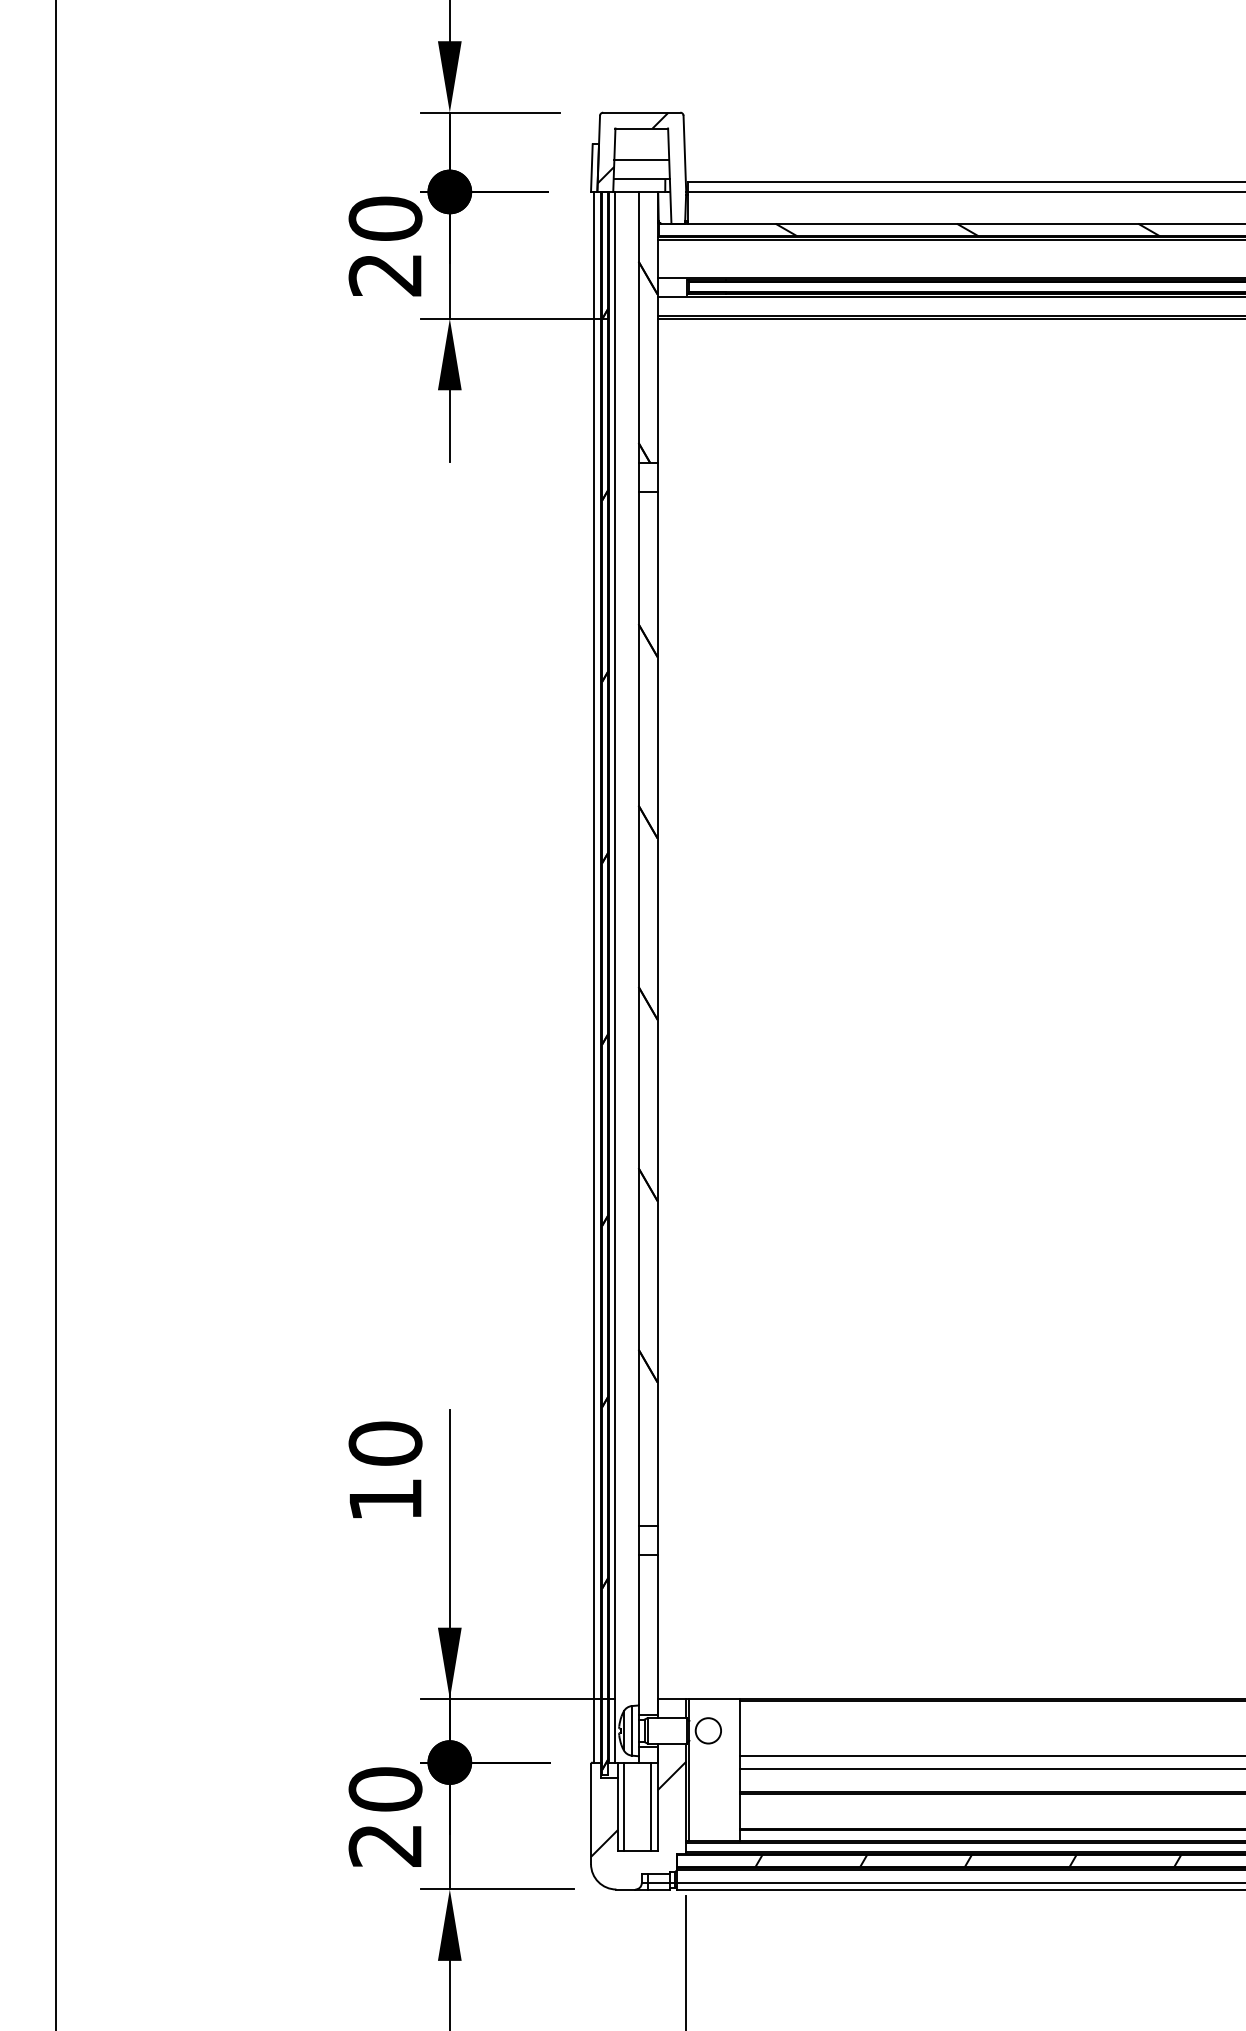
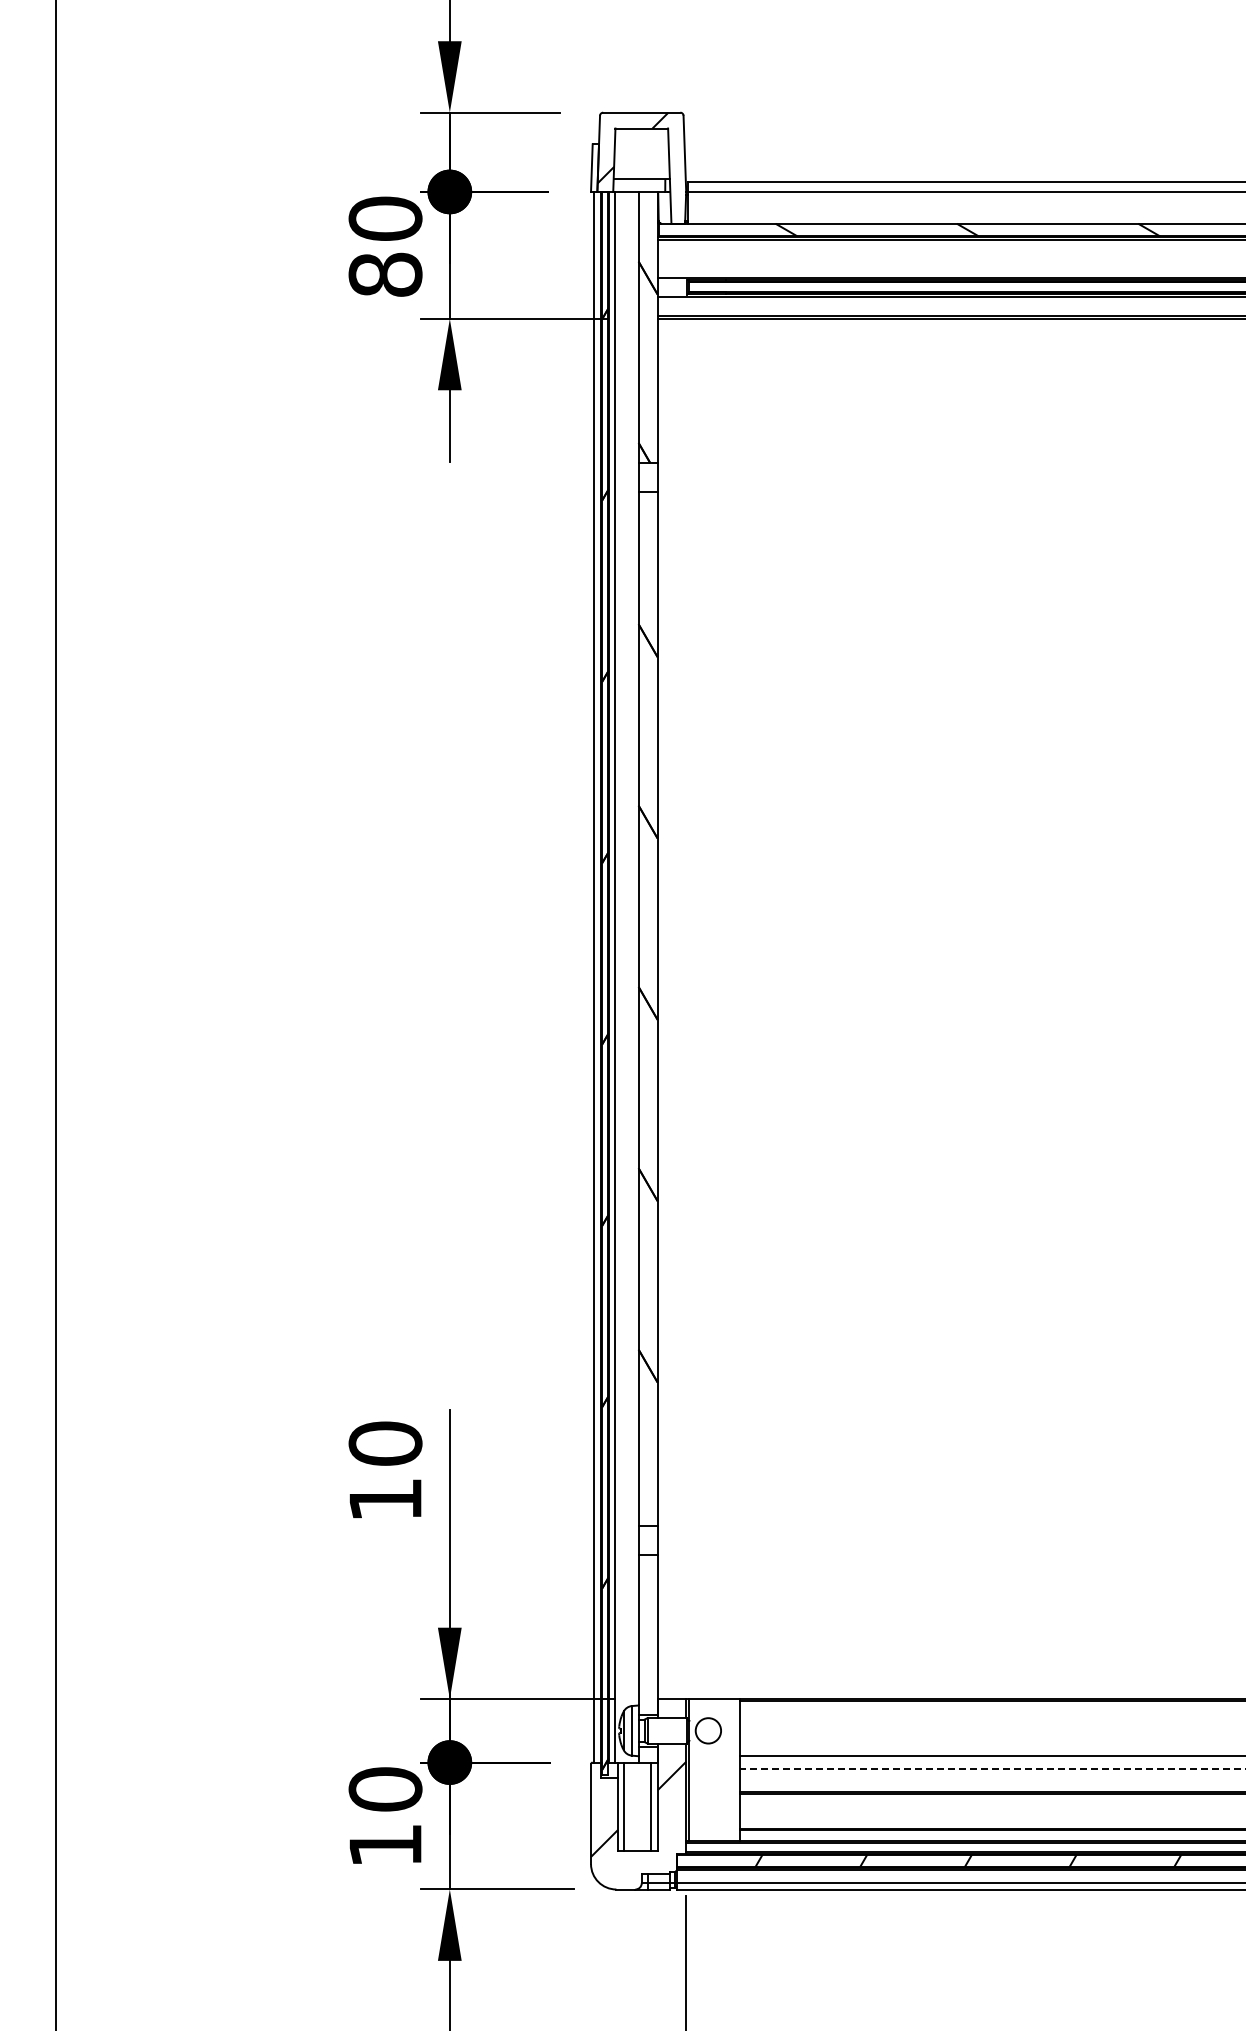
line: present -> none (641, 160)
text: 20 -> 80 (385, 274)
line: solid -> dashed (993, 1768)
text: 20 -> 10 (384, 1845)
